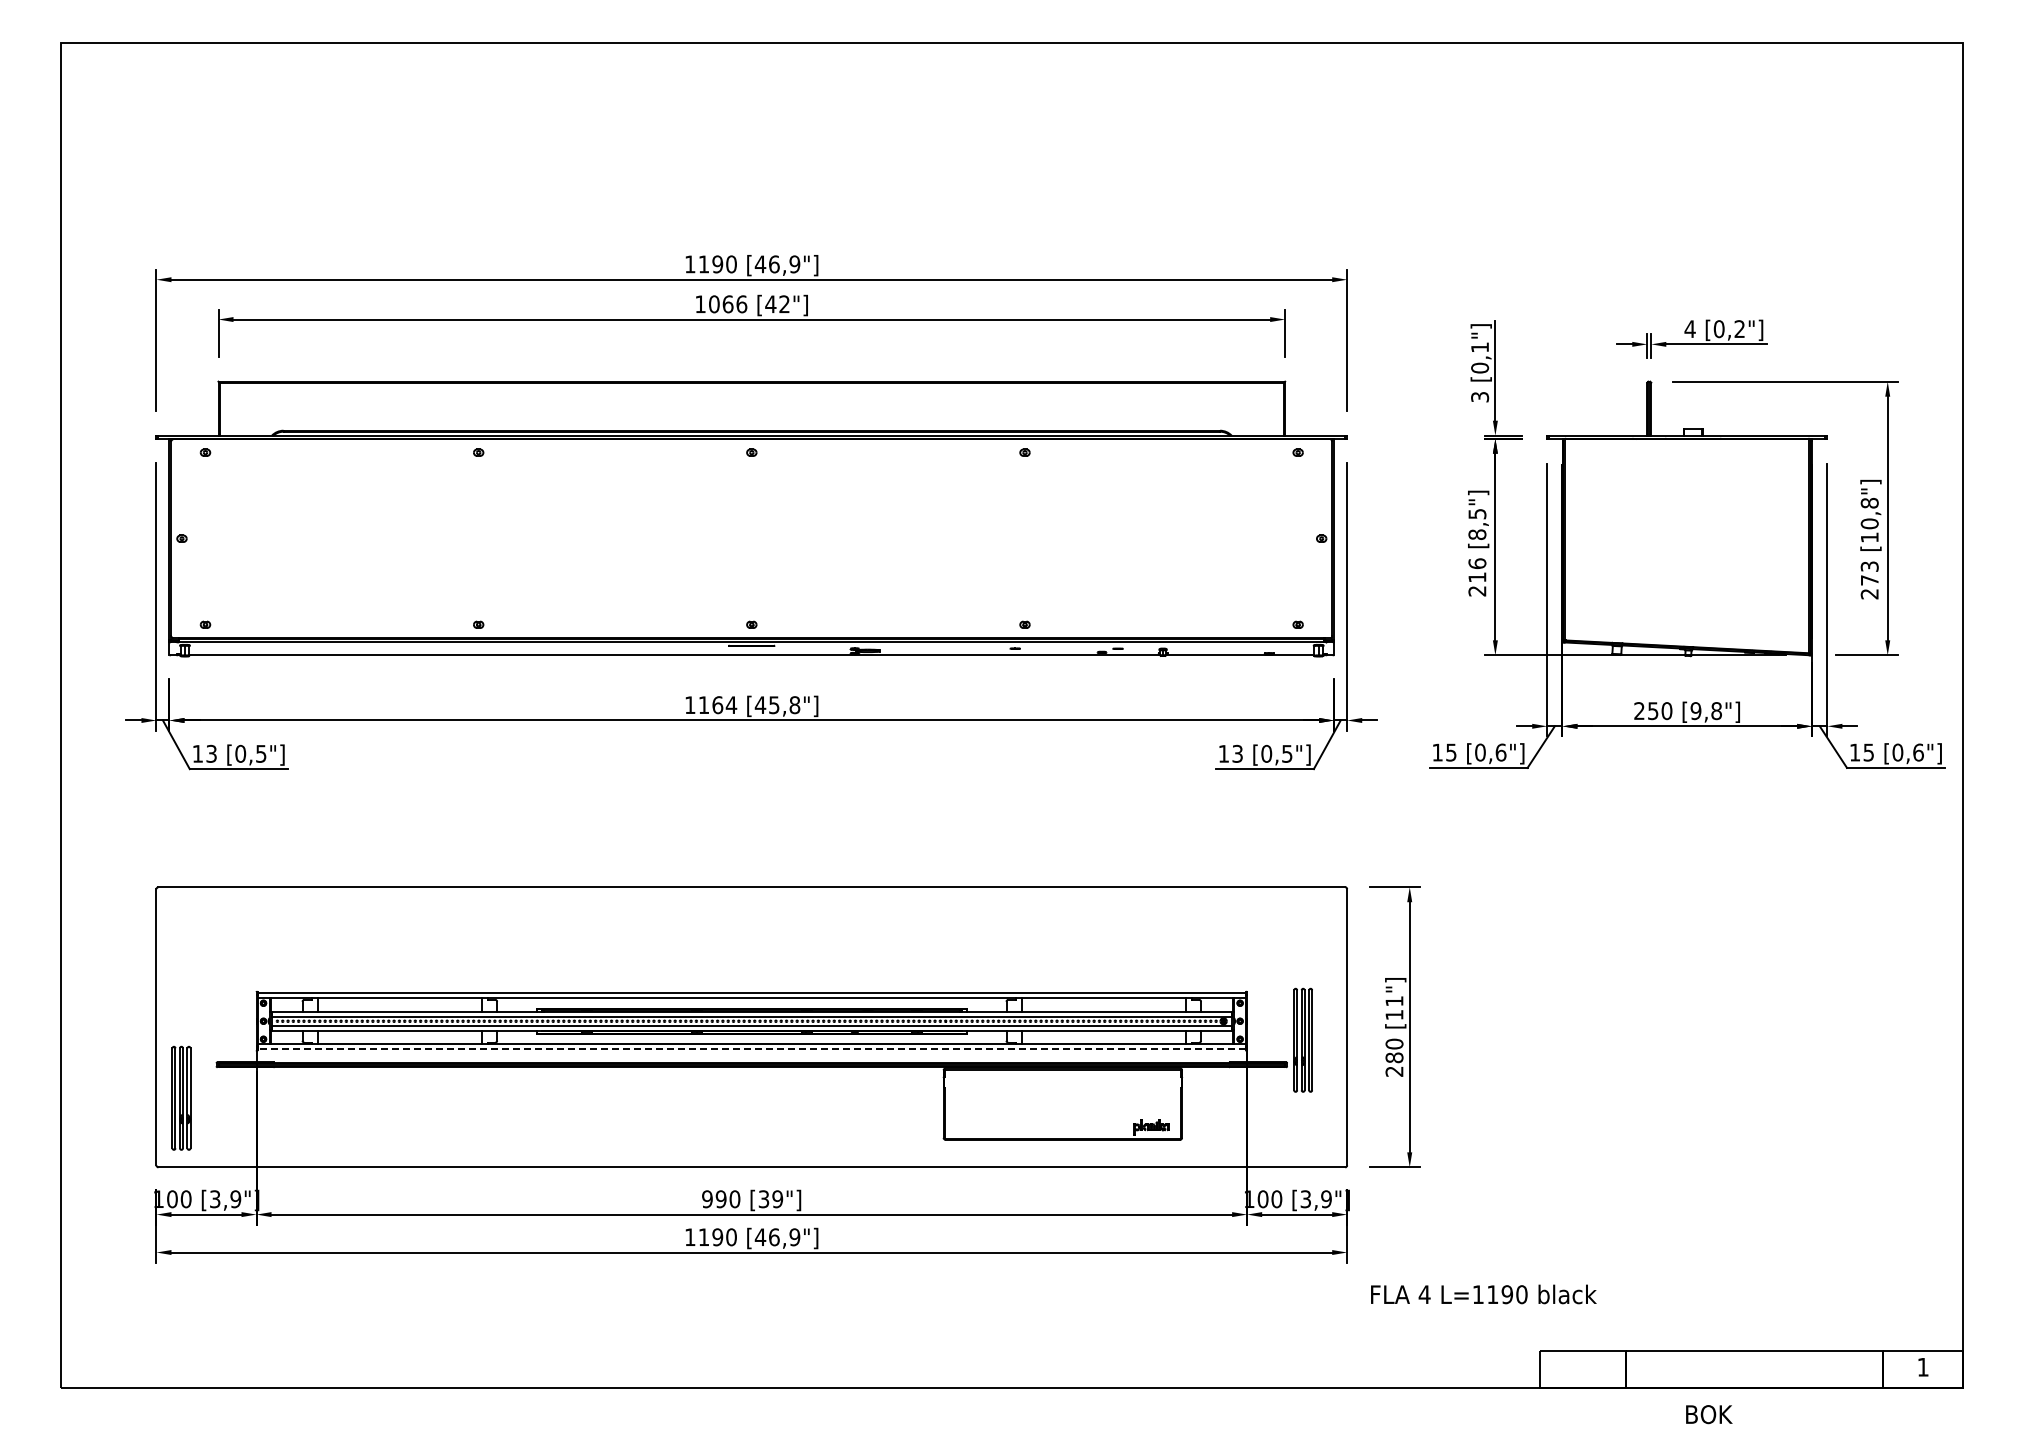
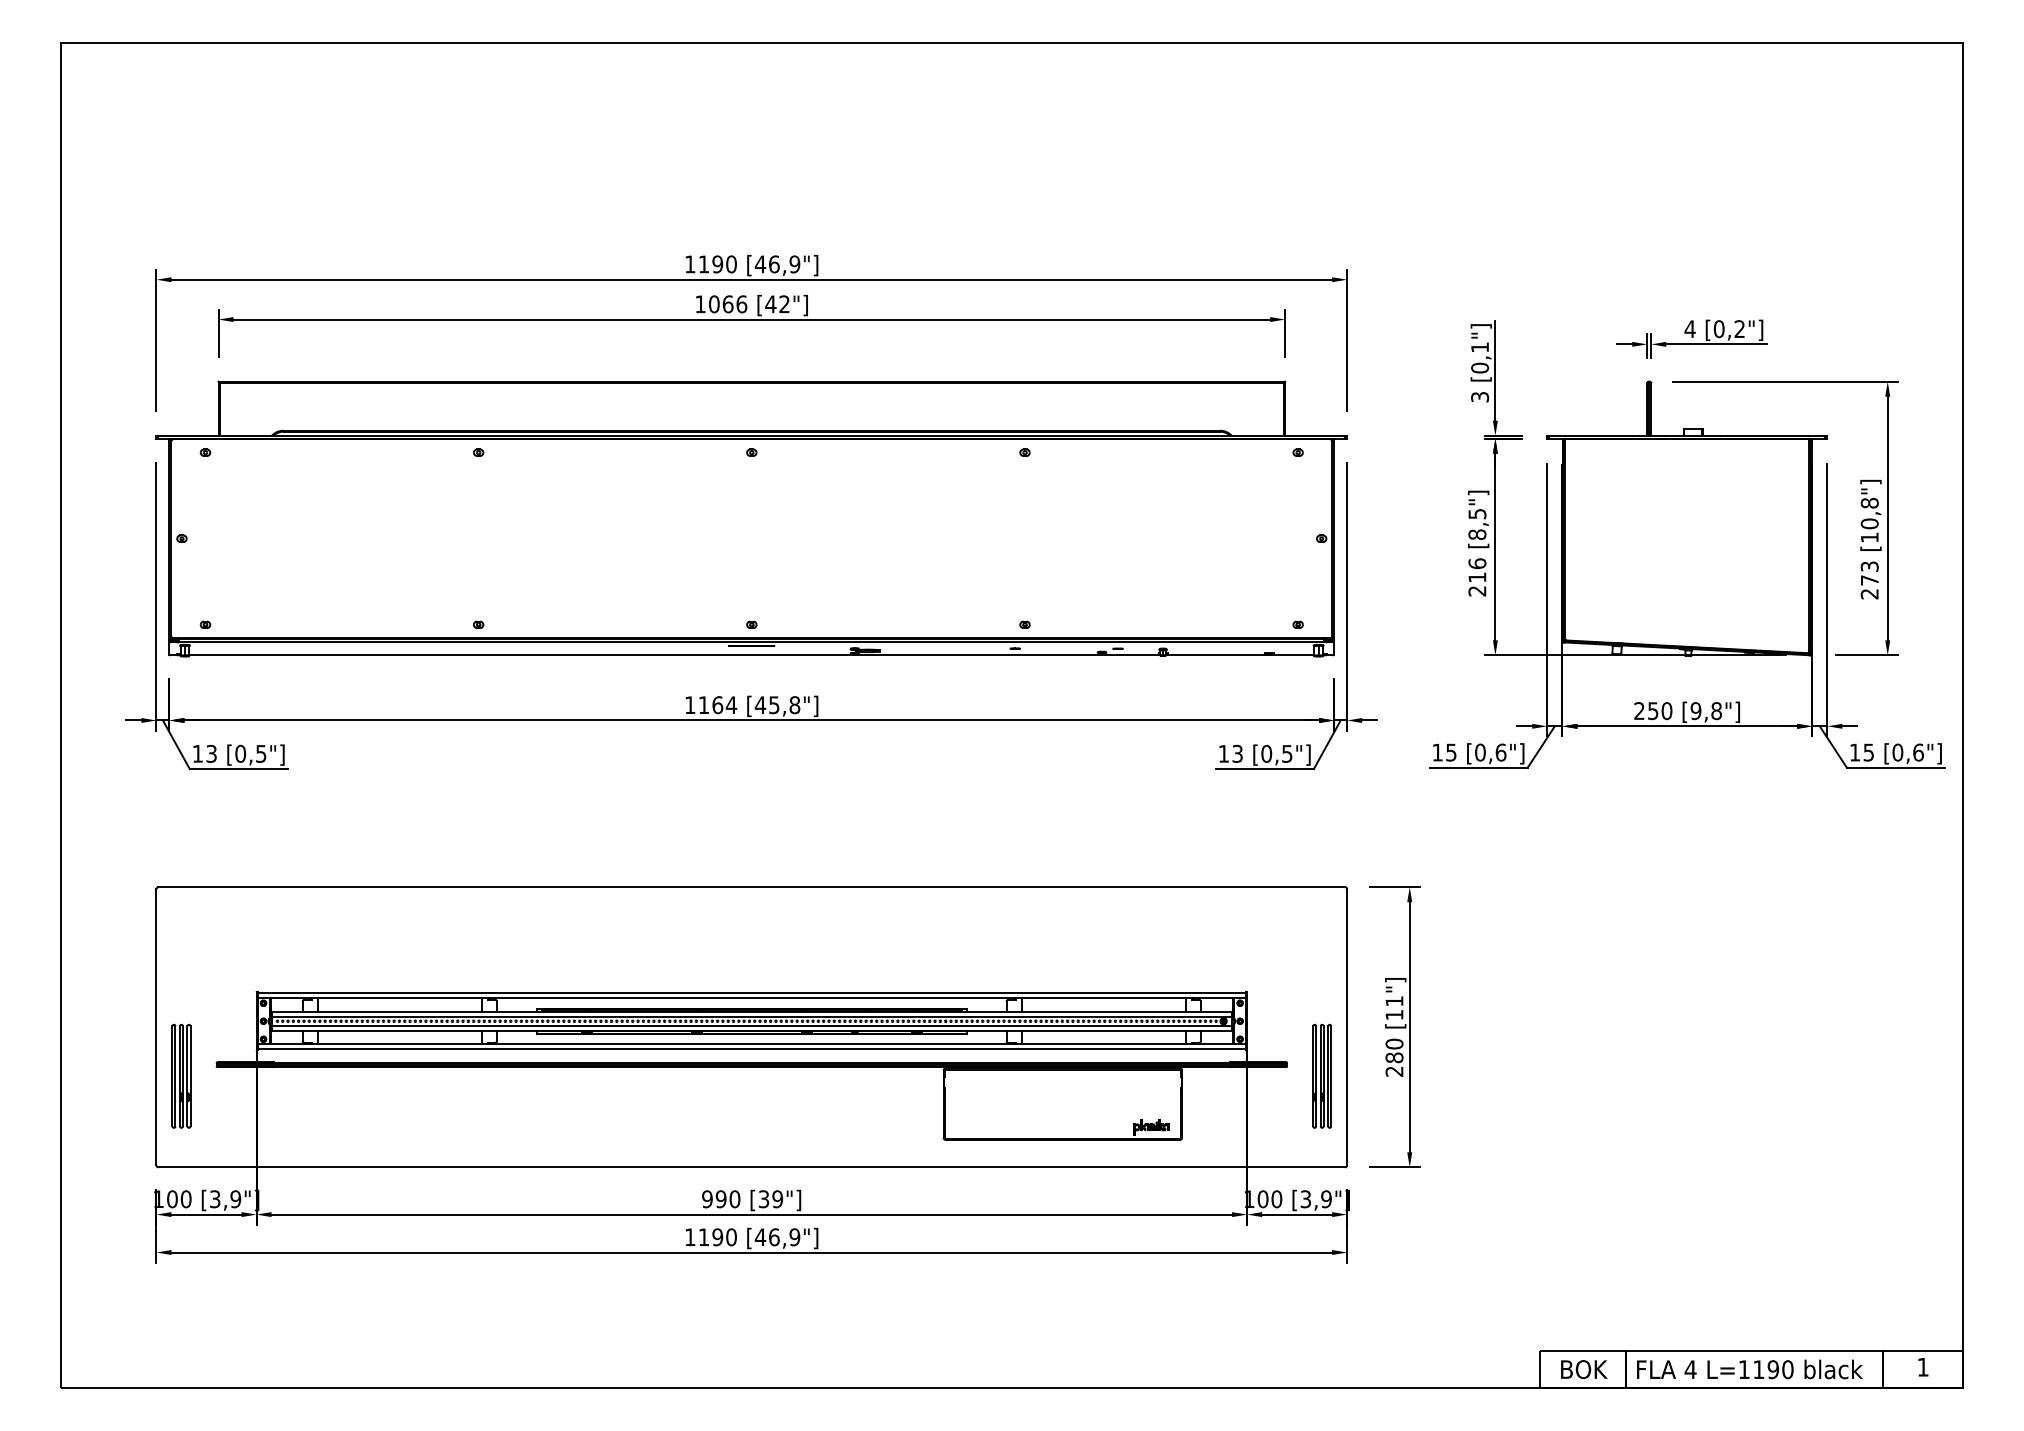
part position: (1302, 1039) -> (1321, 1075) (1321, 1075)
line: dashed -> solid (751, 1049)
part position: (181, 1097) -> (181, 1075) (181, 1075)
text position: (1483, 1294) -> (1749, 1369) (1749, 1369)
text position: (1709, 1414) -> (1584, 1369) (1584, 1369)
